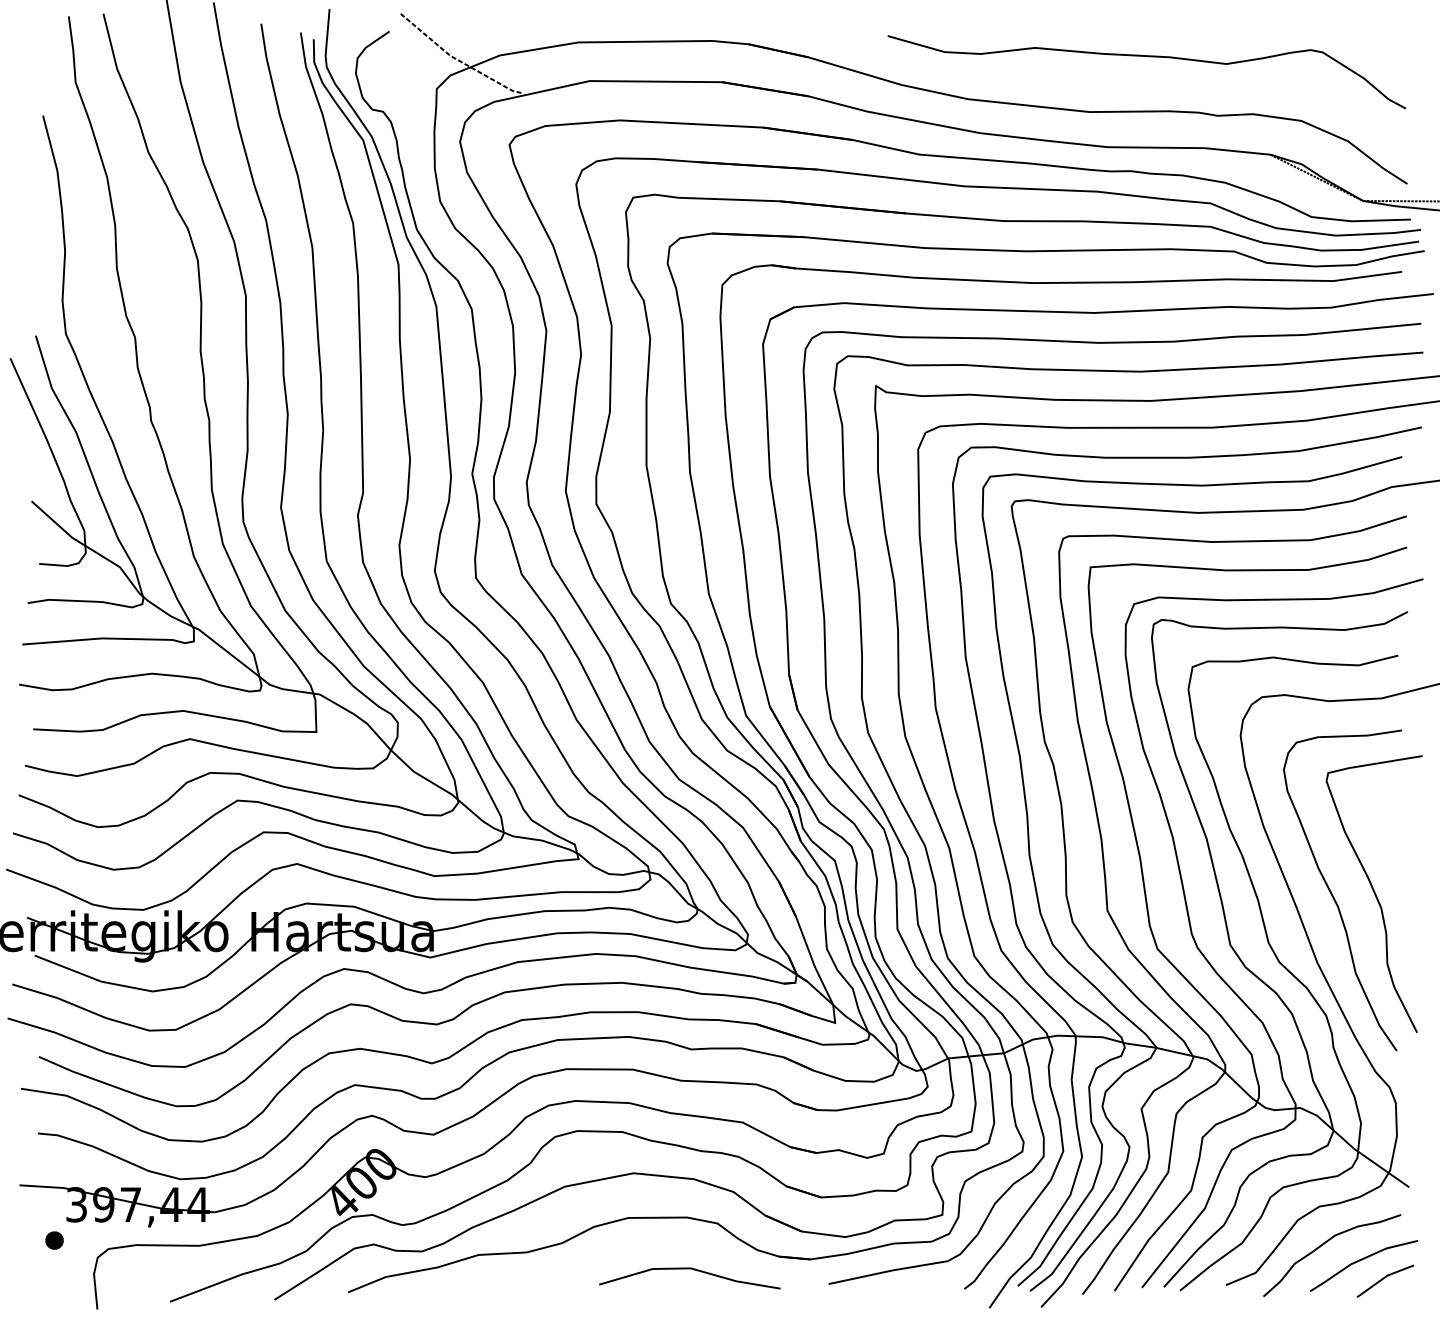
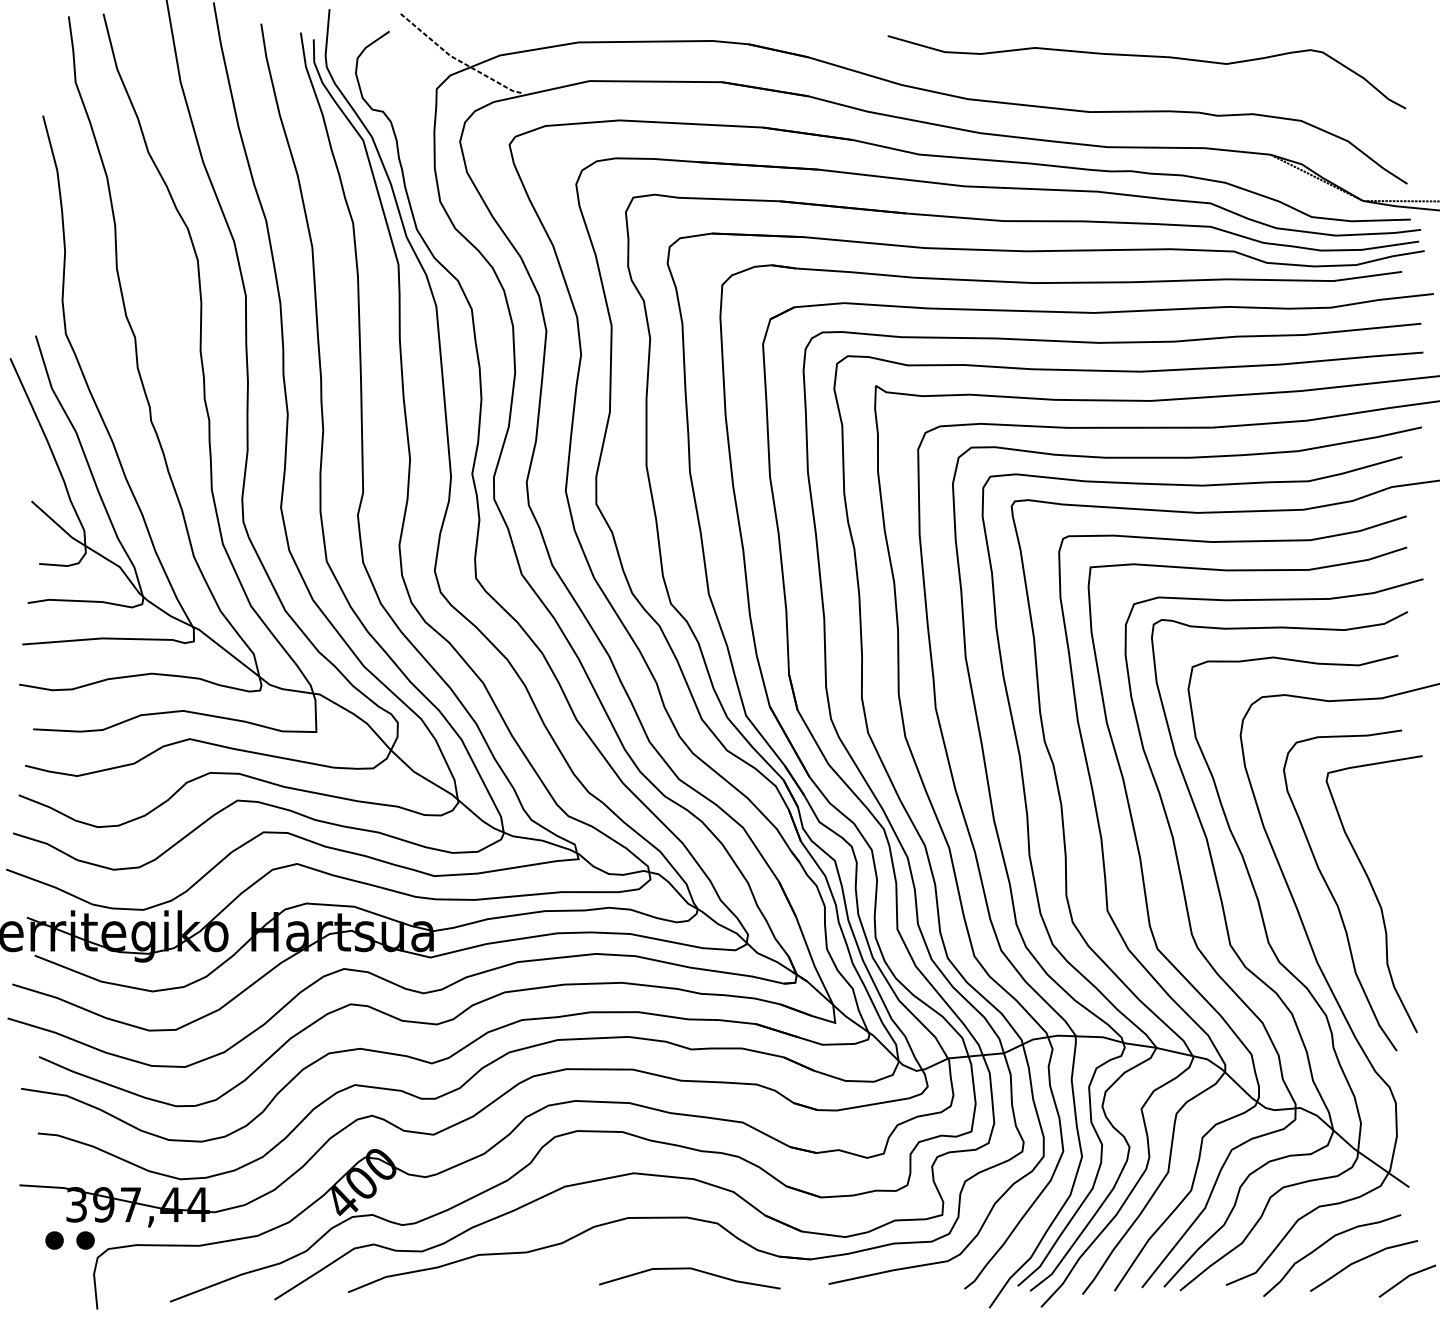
part: none -> present (85, 1240)
line position: (1385, 1278) -> (1407, 1278) (1407, 1278)
